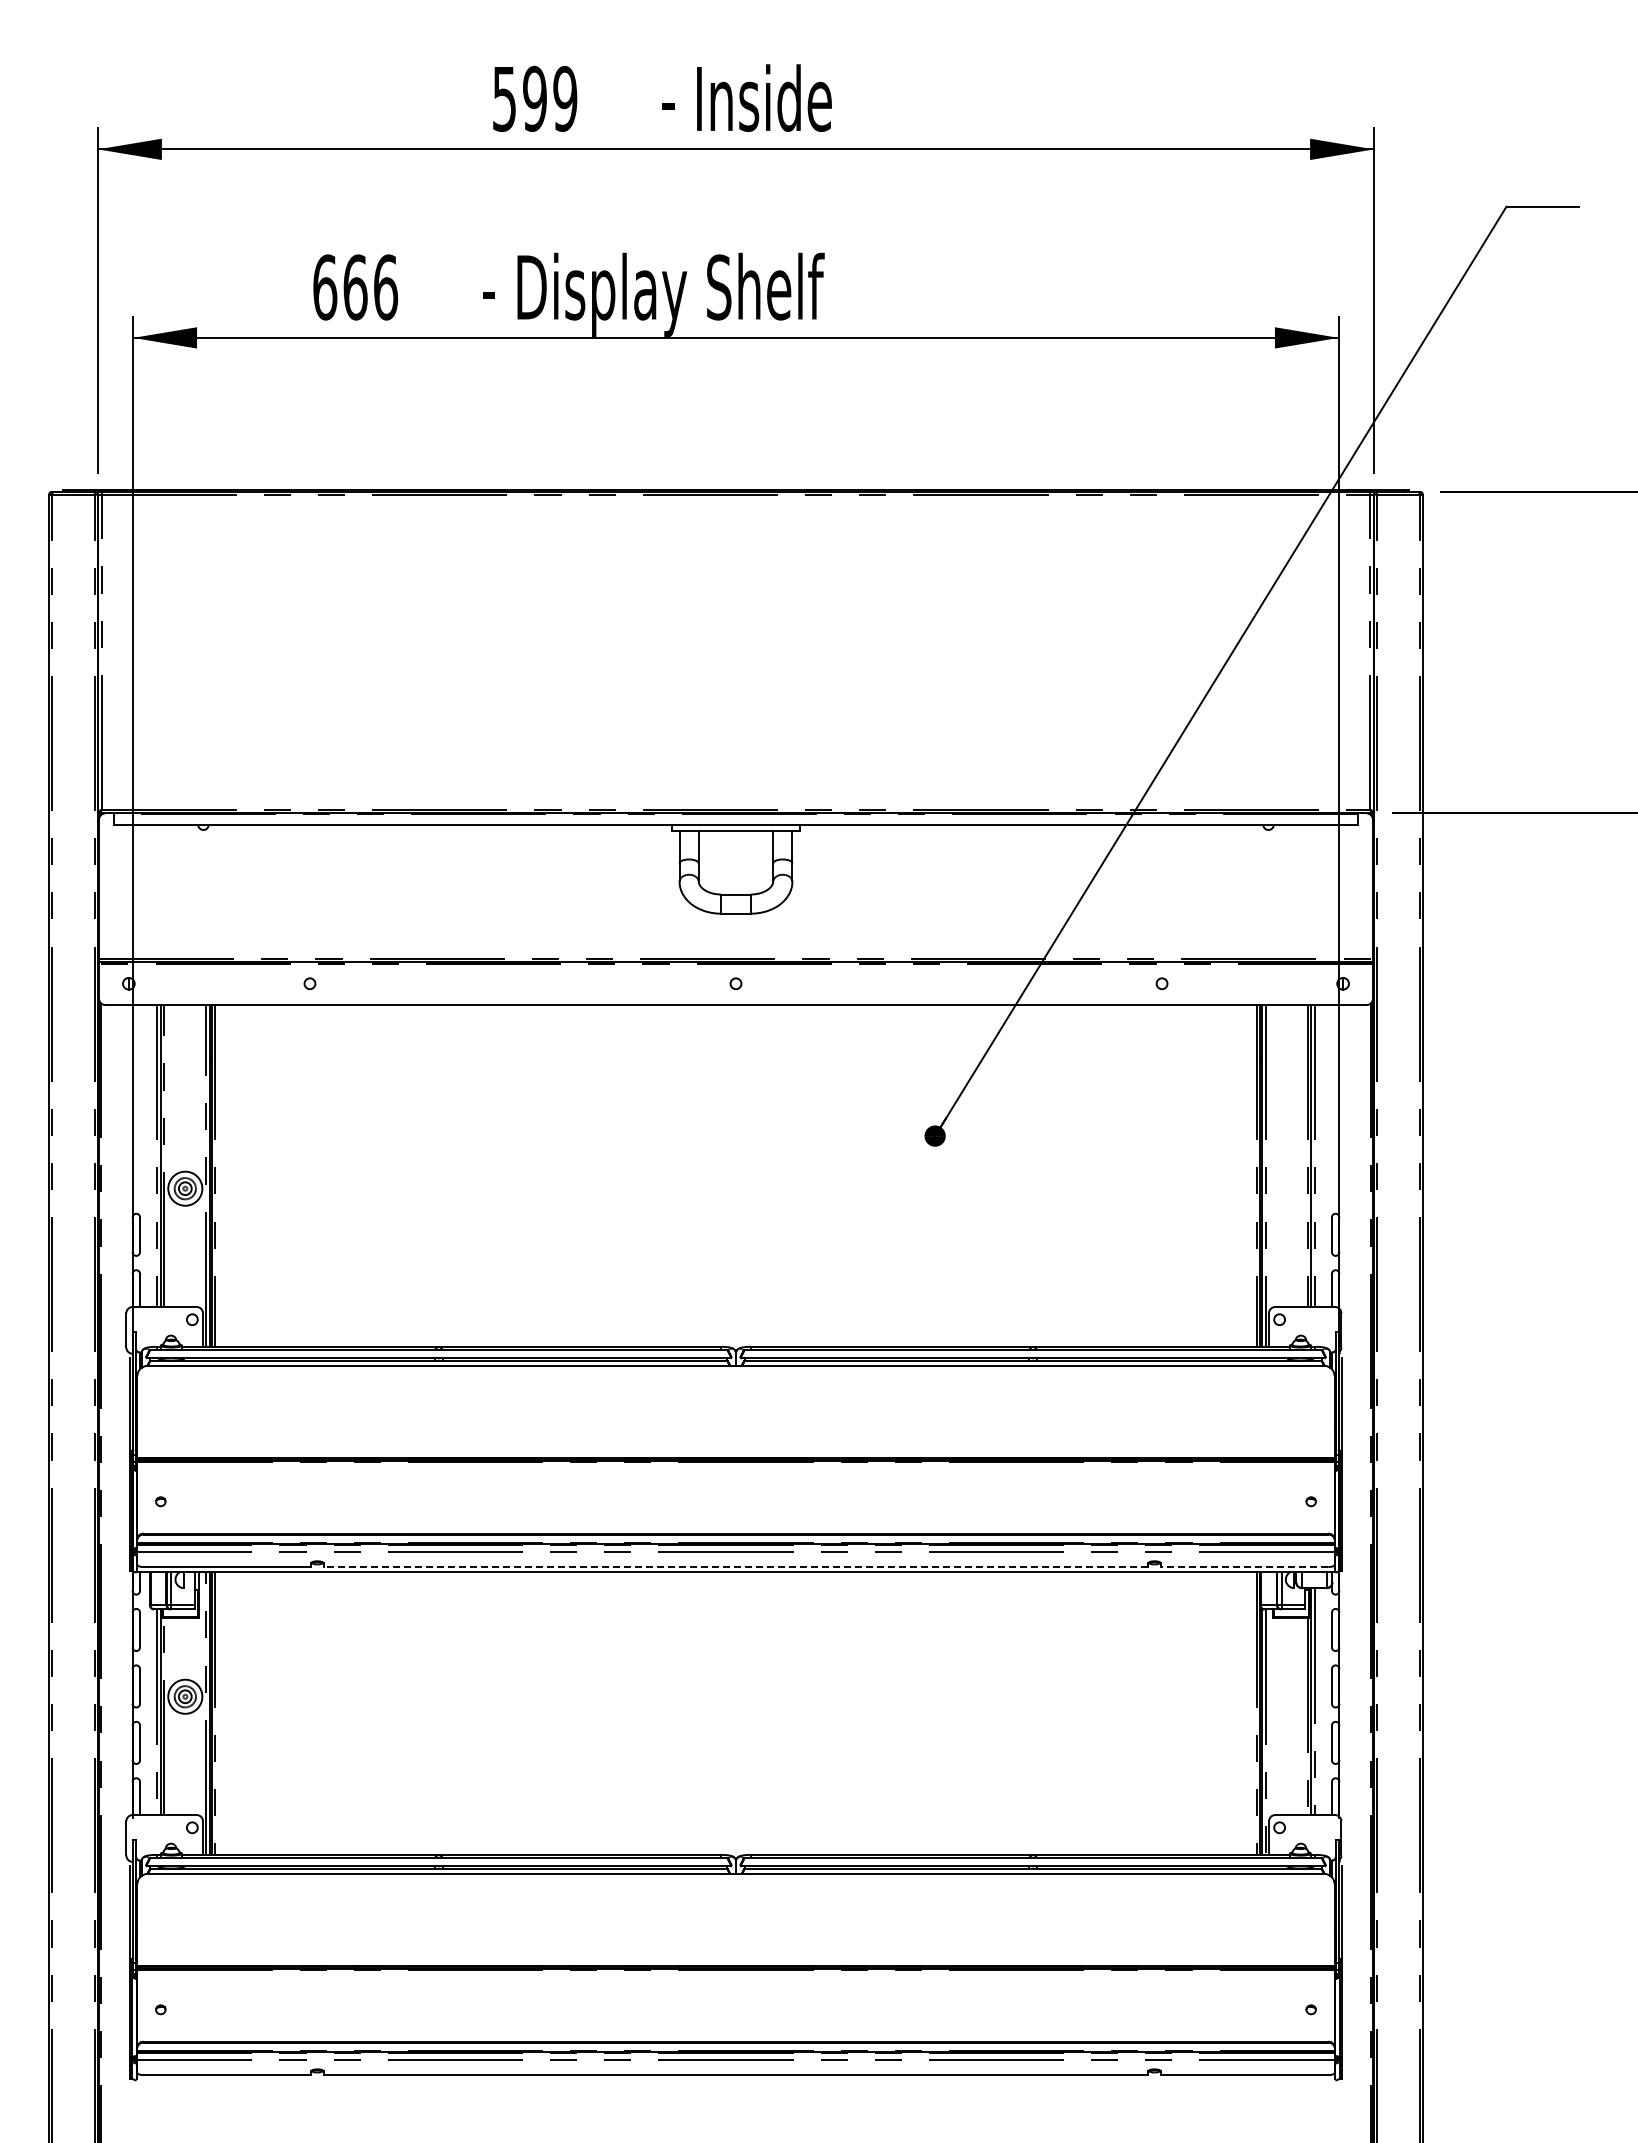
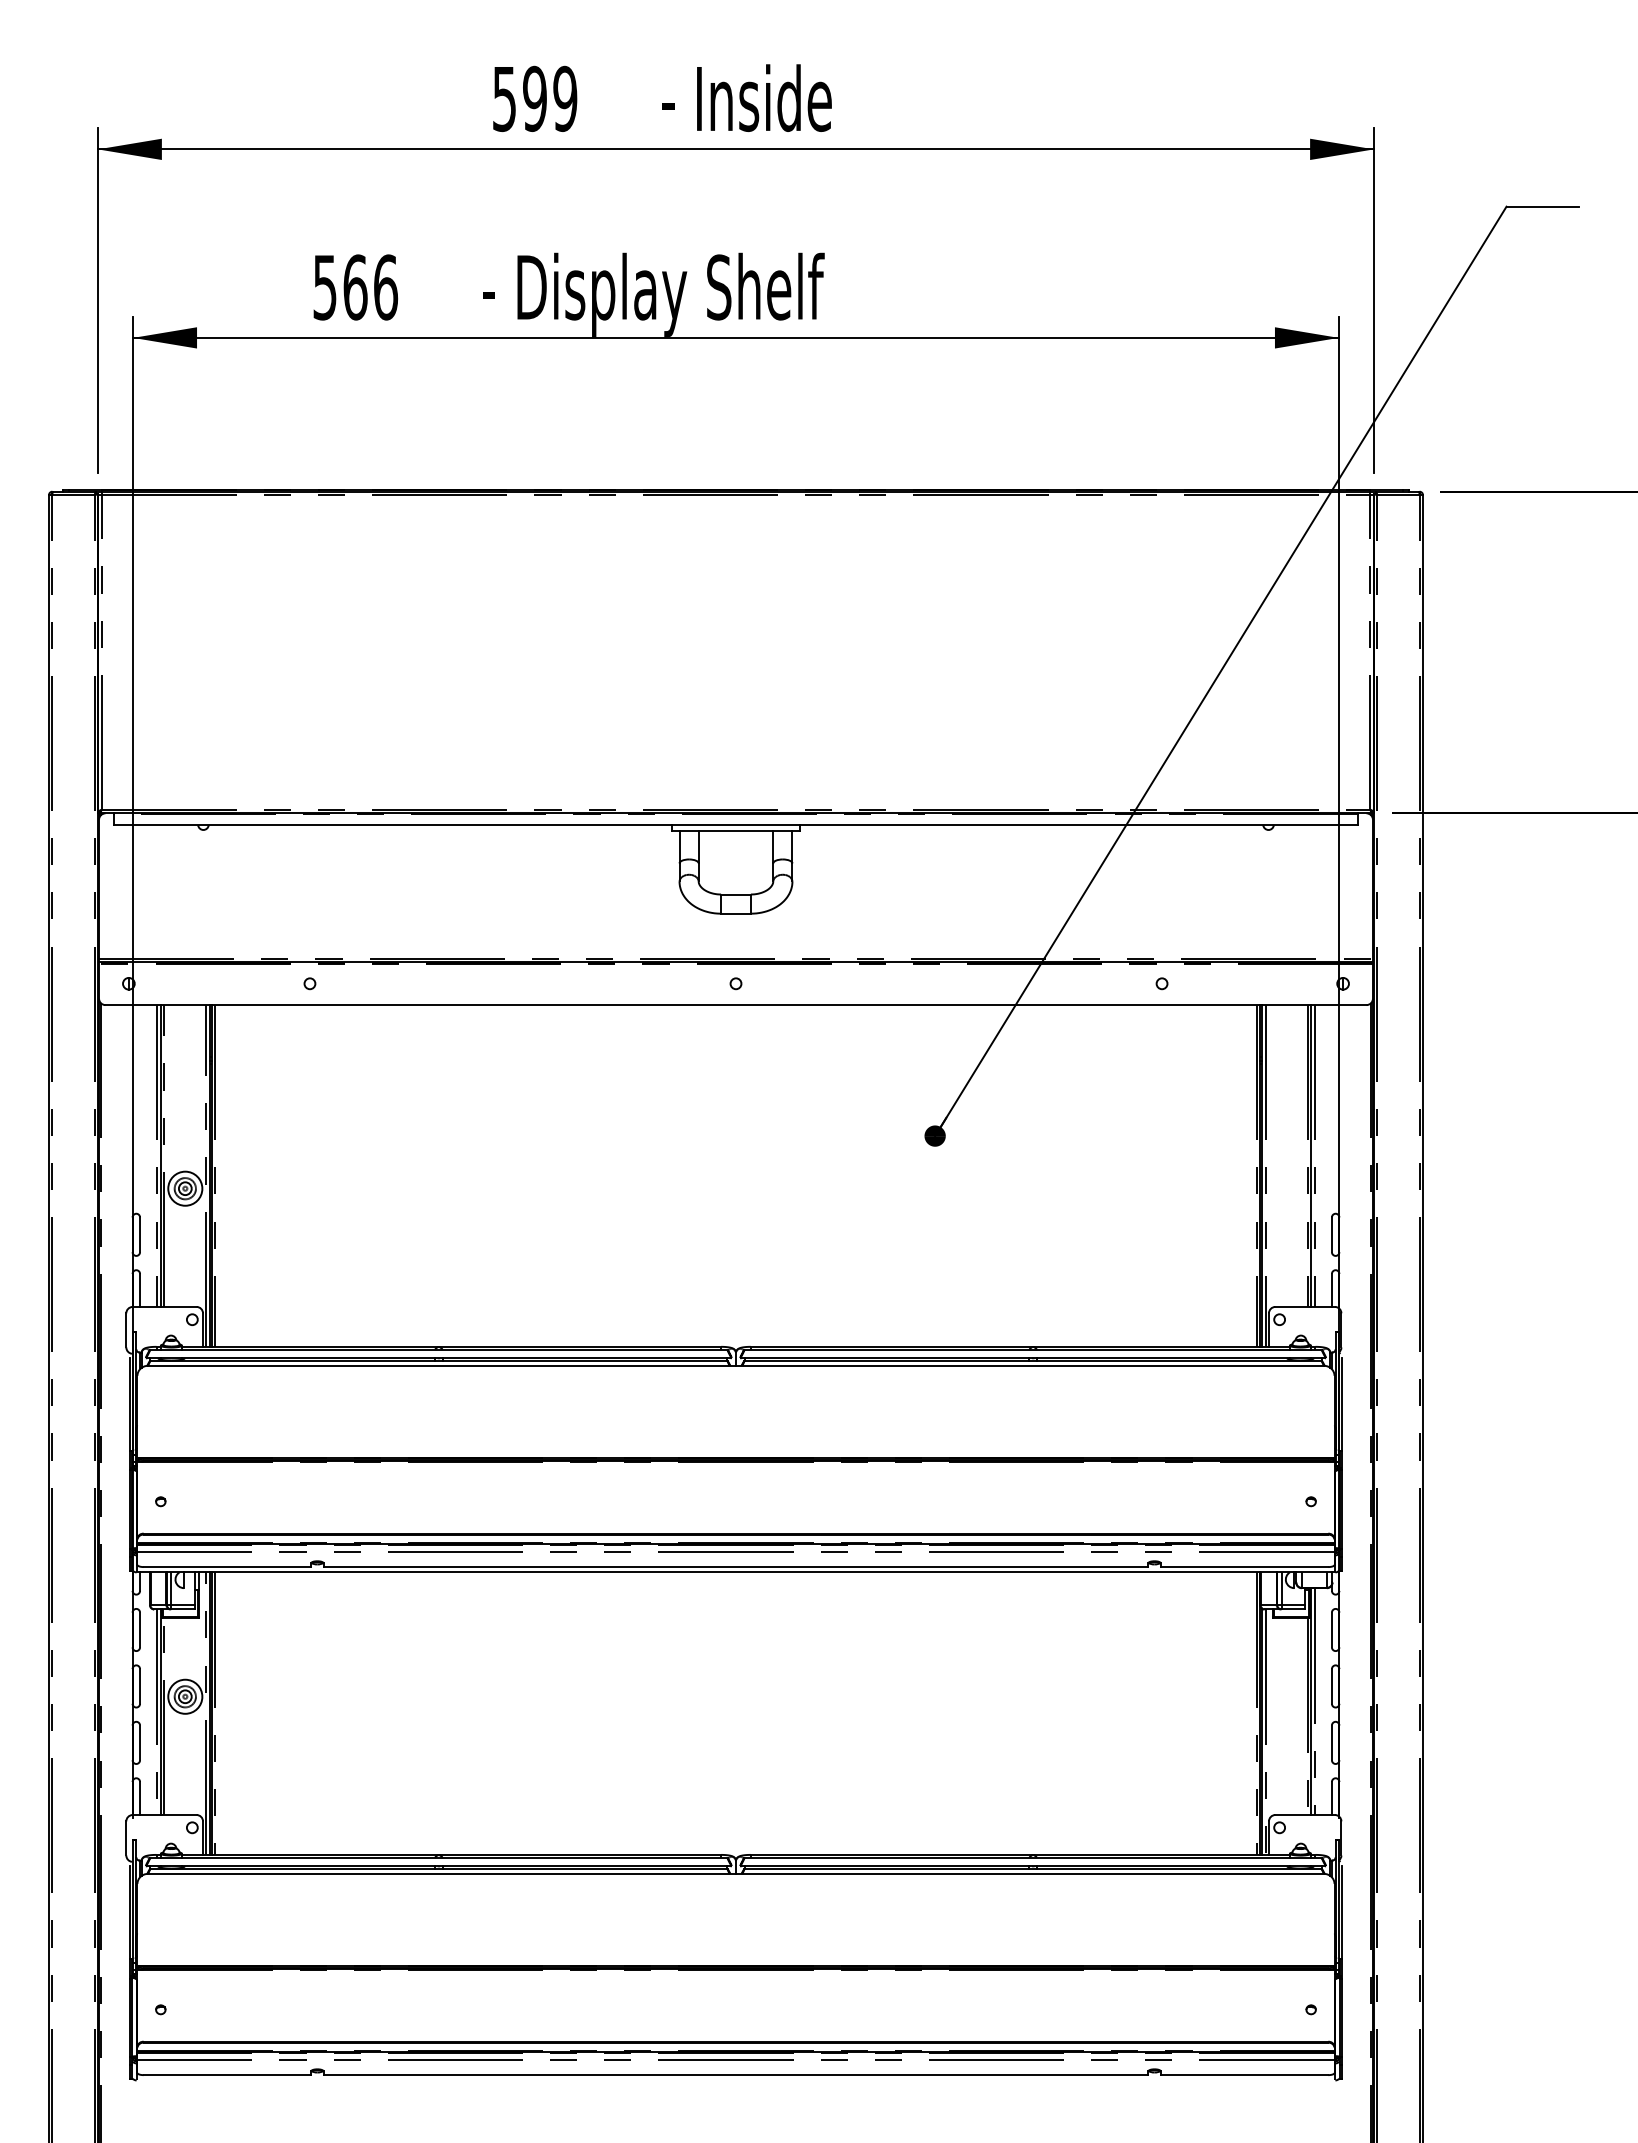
text: 666 -> 566 (325, 287)
line: dashed -> solid (735, 1567)
line: dashed -> solid (1244, 1567)
